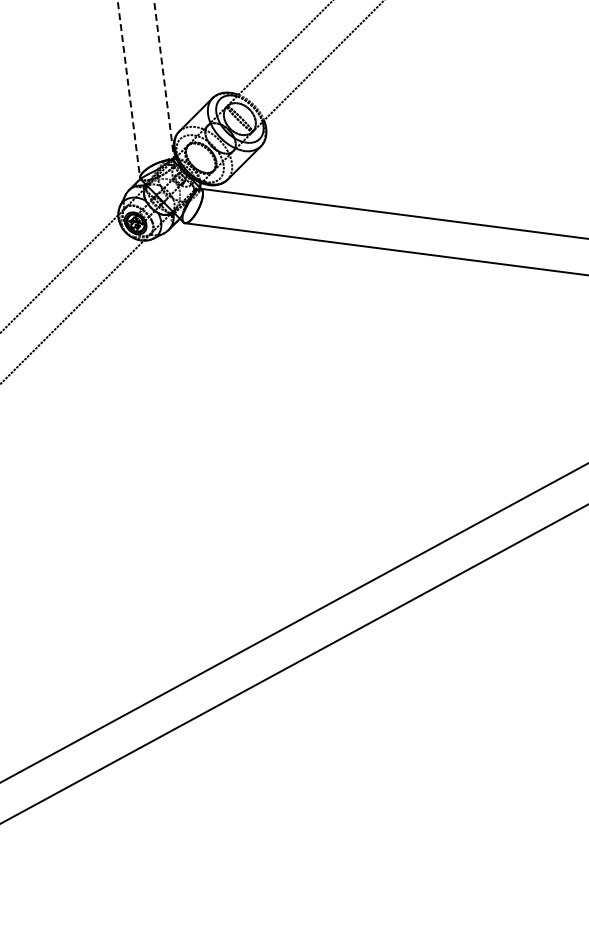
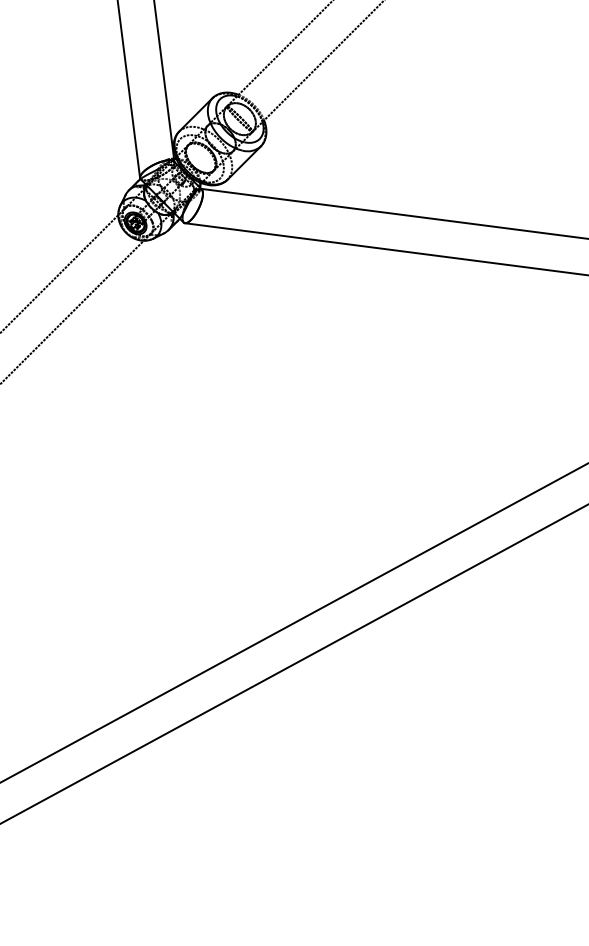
line: dashed -> solid (164, 81)
line: dashed -> solid (128, 89)
